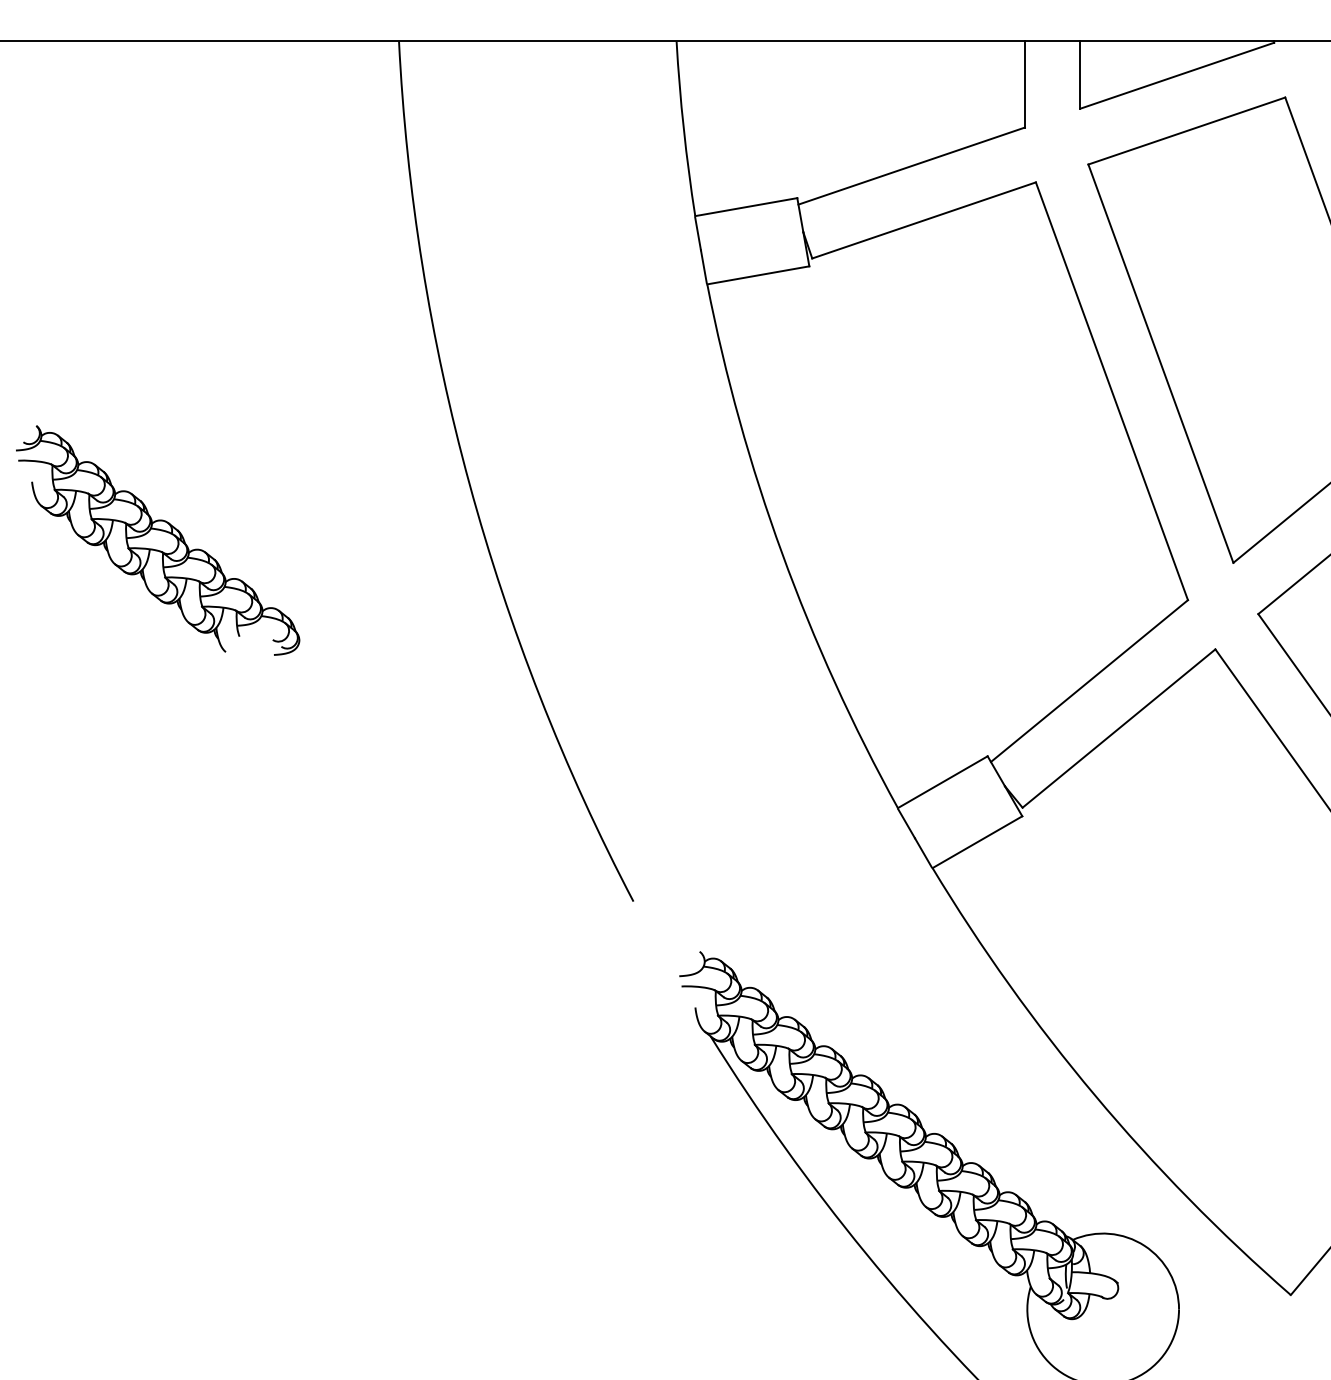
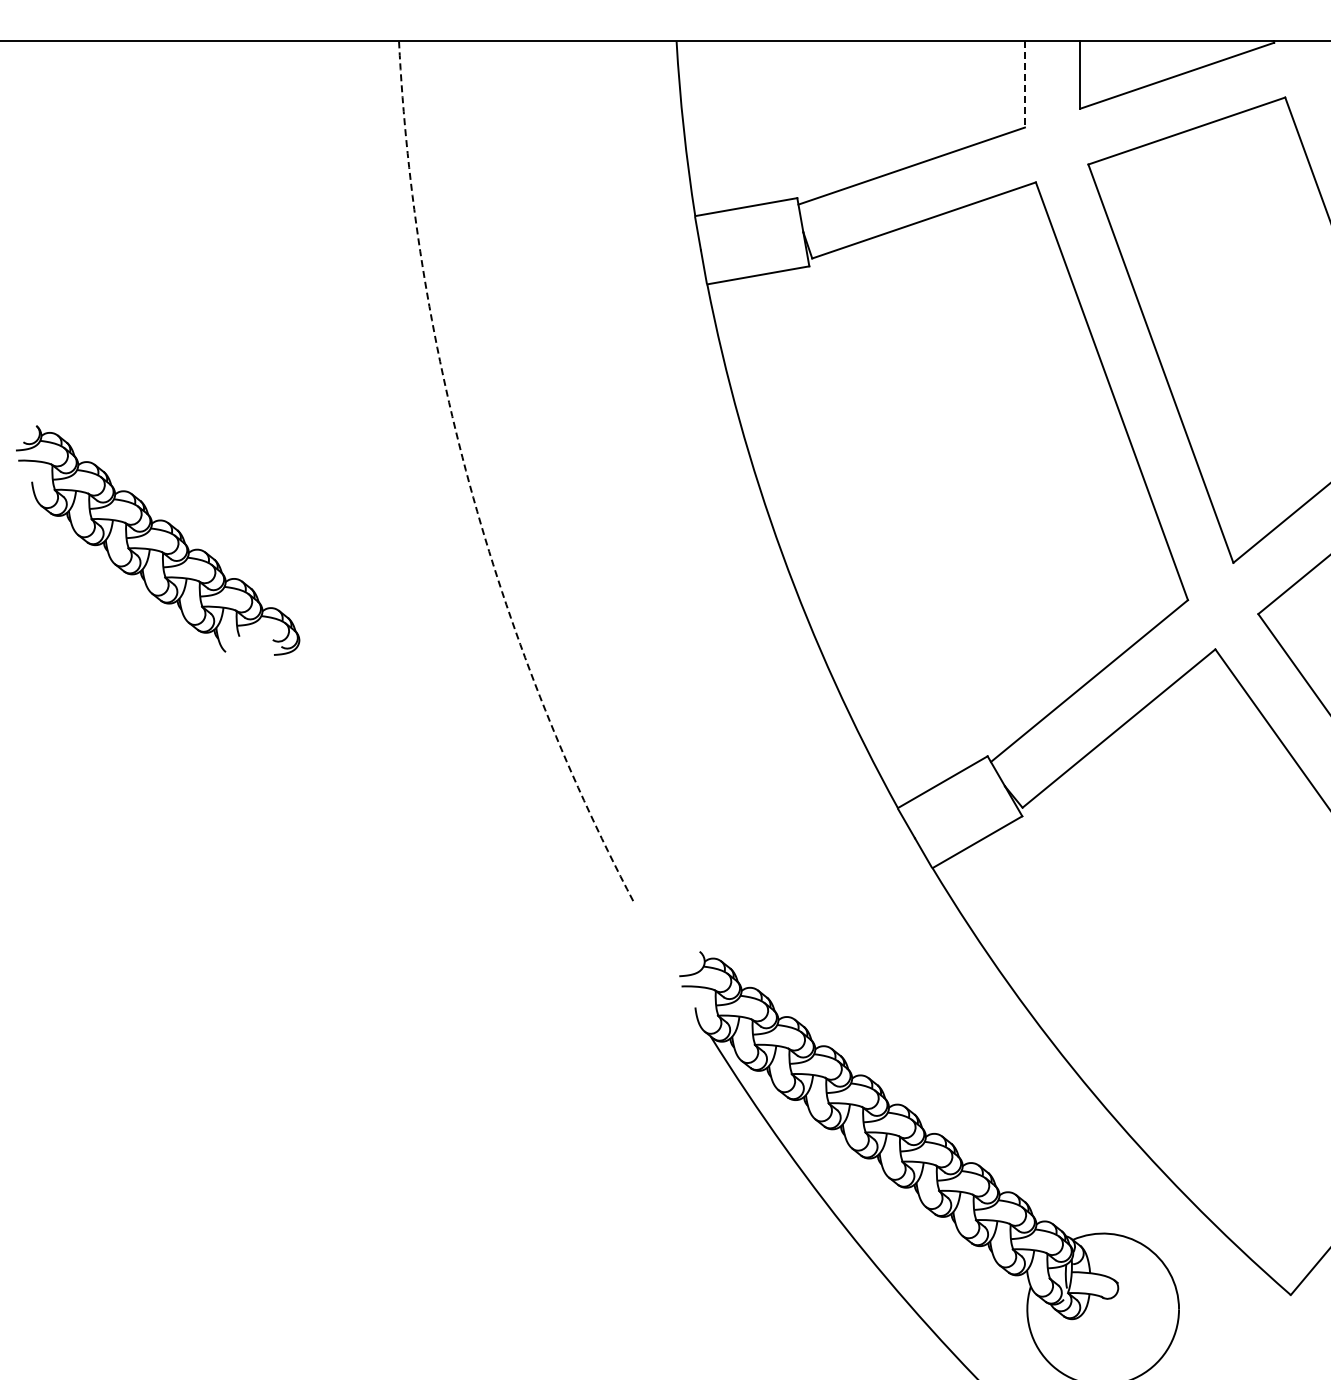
line: solid -> dashed (1024, 84)
arc: solid -> dashed (469, 484)
